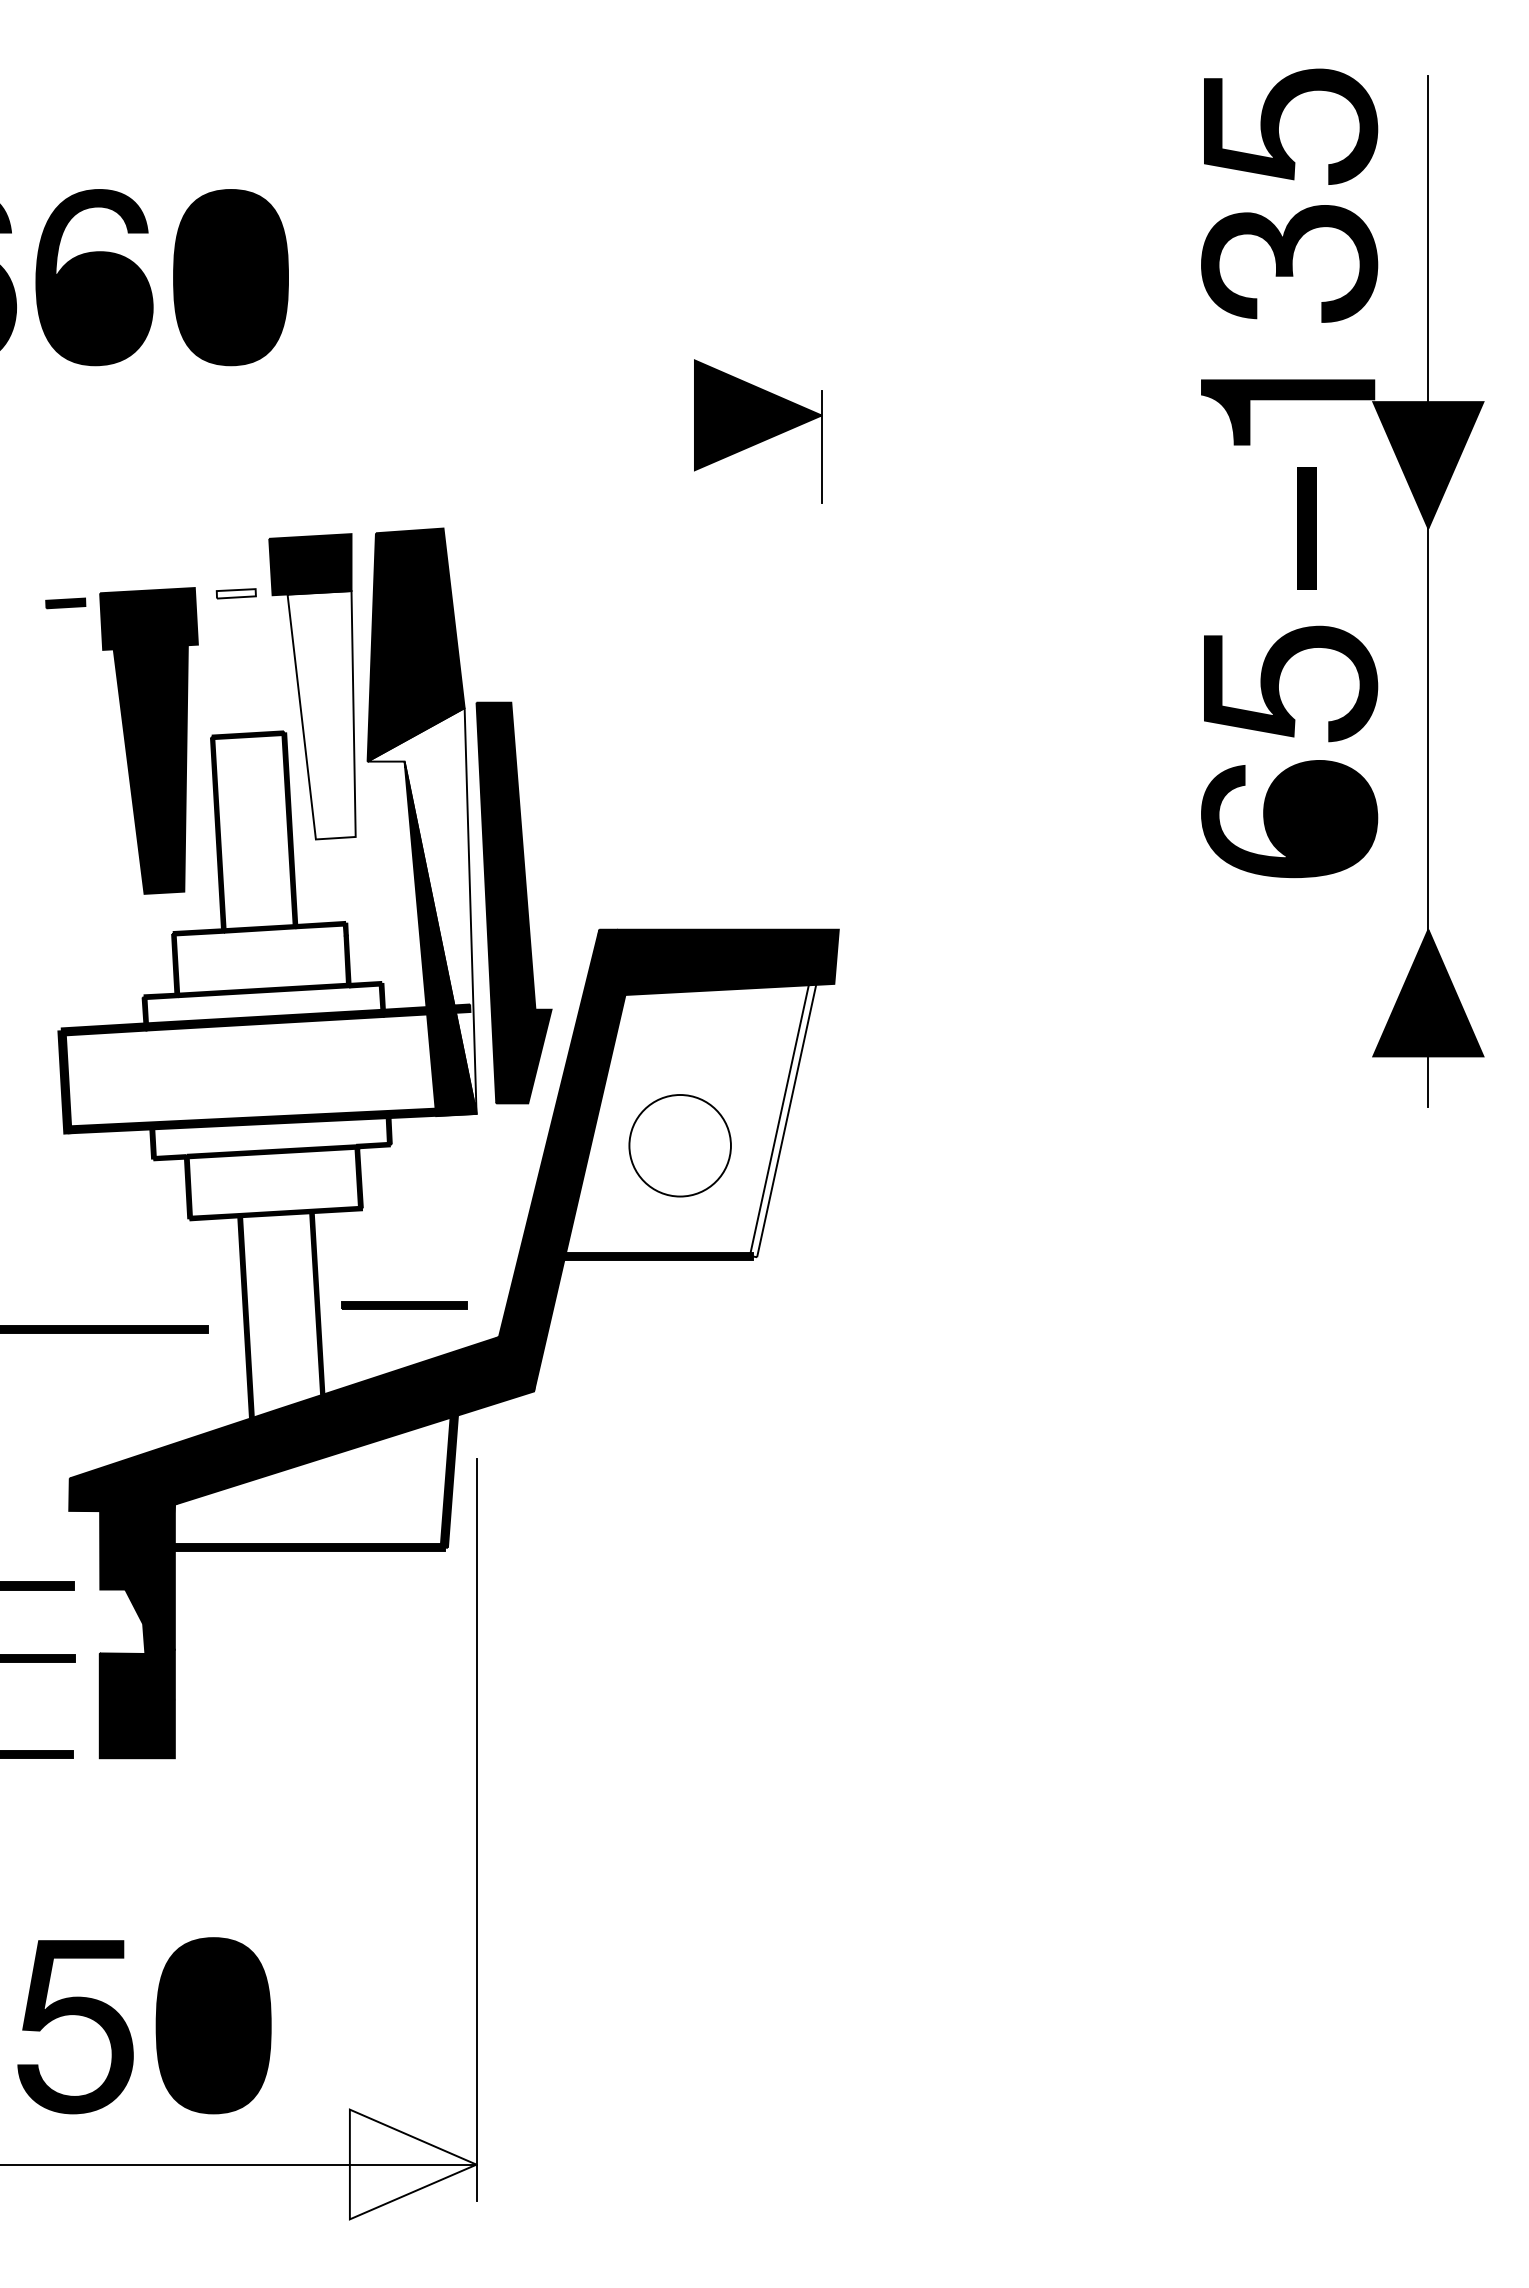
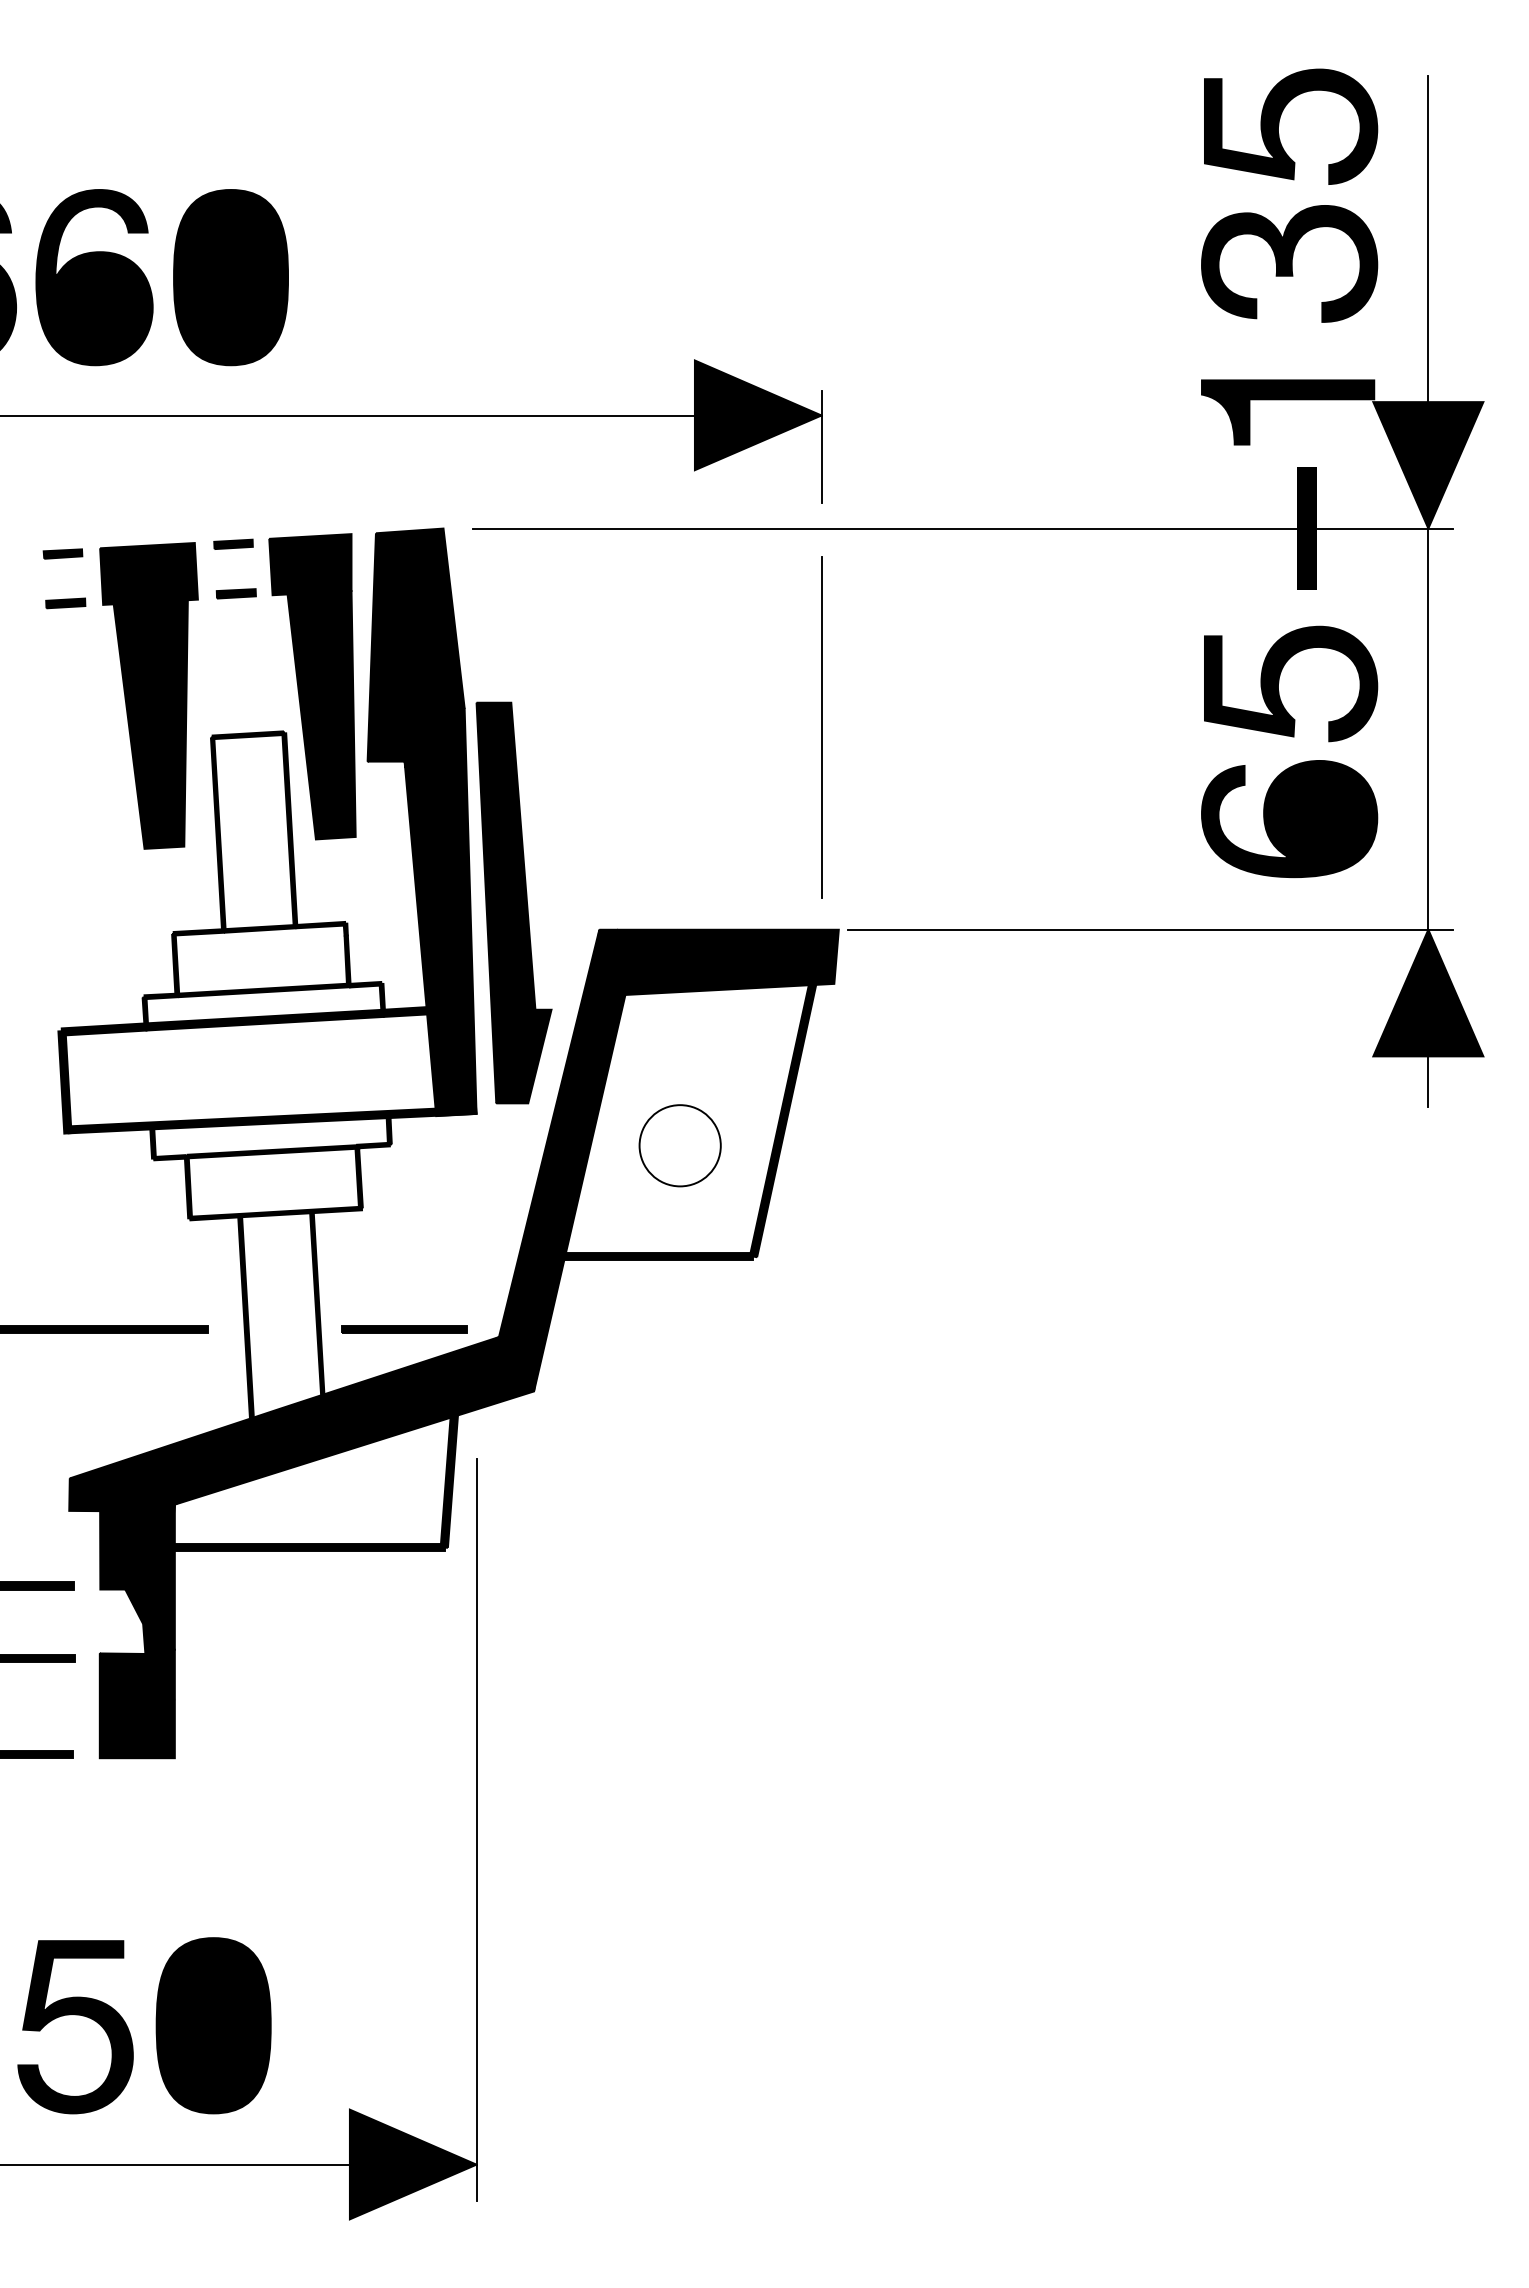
line: none -> present (411, 415)
line: none -> present (962, 528)
part: none -> present (233, 543)
part: none -> present (62, 553)
fill: none -> present (235, 593)
fill: none -> present (321, 715)
line: none -> present (821, 727)
part position: (148, 740) -> (148, 695) (148, 695)
fill: none -> present (421, 910)
line: none -> present (1150, 929)
fill: none -> present (783, 1115)
circle diameter: 102 px -> 81 px (679, 1145)
part position: (404, 1305) -> (404, 1329) (404, 1329)
fill: none -> present (412, 2164)
